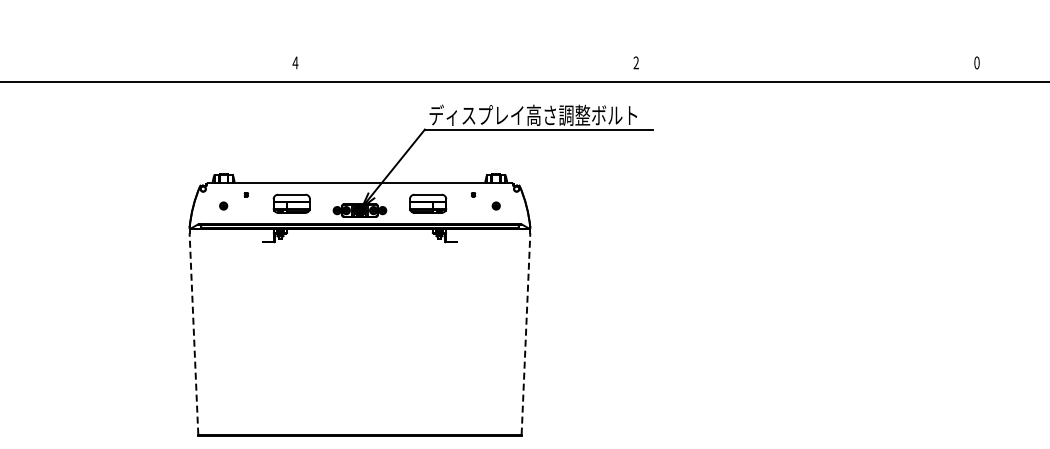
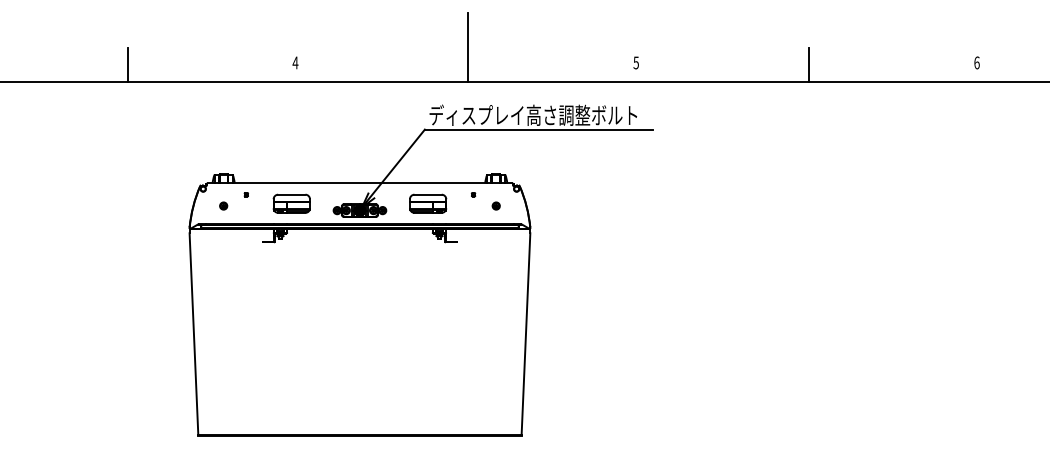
line: none -> present (468, 47)
text: 2 -> 5 (635, 62)
text: 0 -> 6 (976, 62)
line: none -> present (127, 64)
line: none -> present (809, 64)
line: dashed -> solid (193, 333)
line: dashed -> solid (525, 333)
